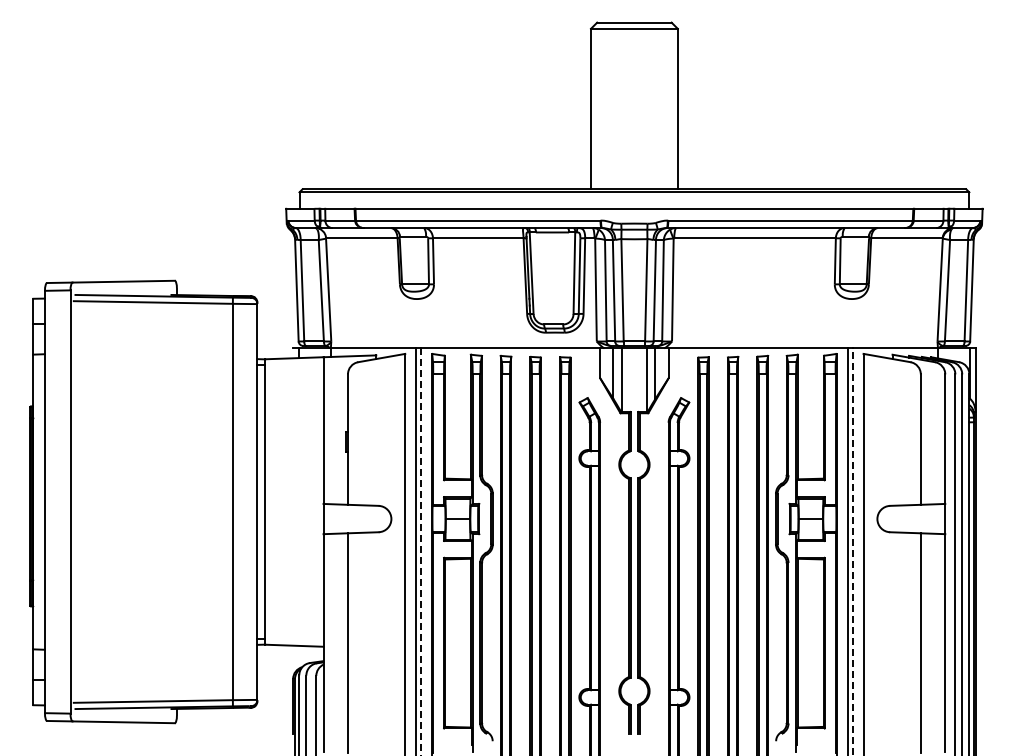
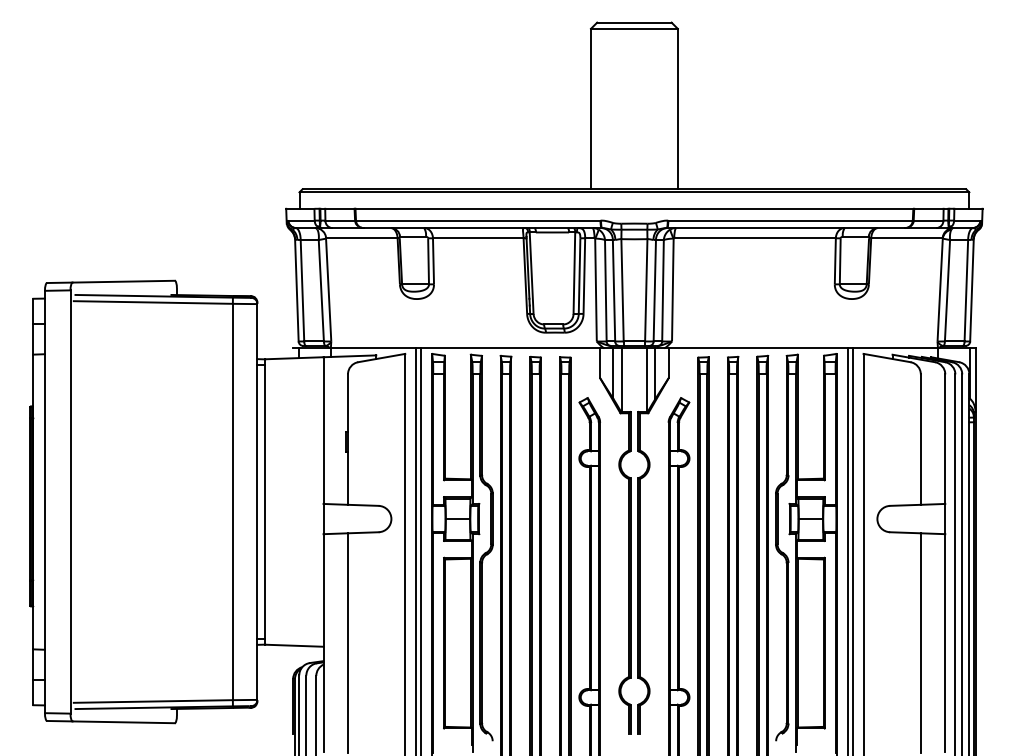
line: dashed -> solid (852, 551)
line: dashed -> solid (420, 552)
